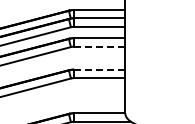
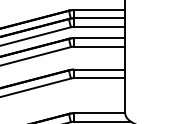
line: dashed -> solid (99, 46)
line: dashed -> solid (99, 69)
